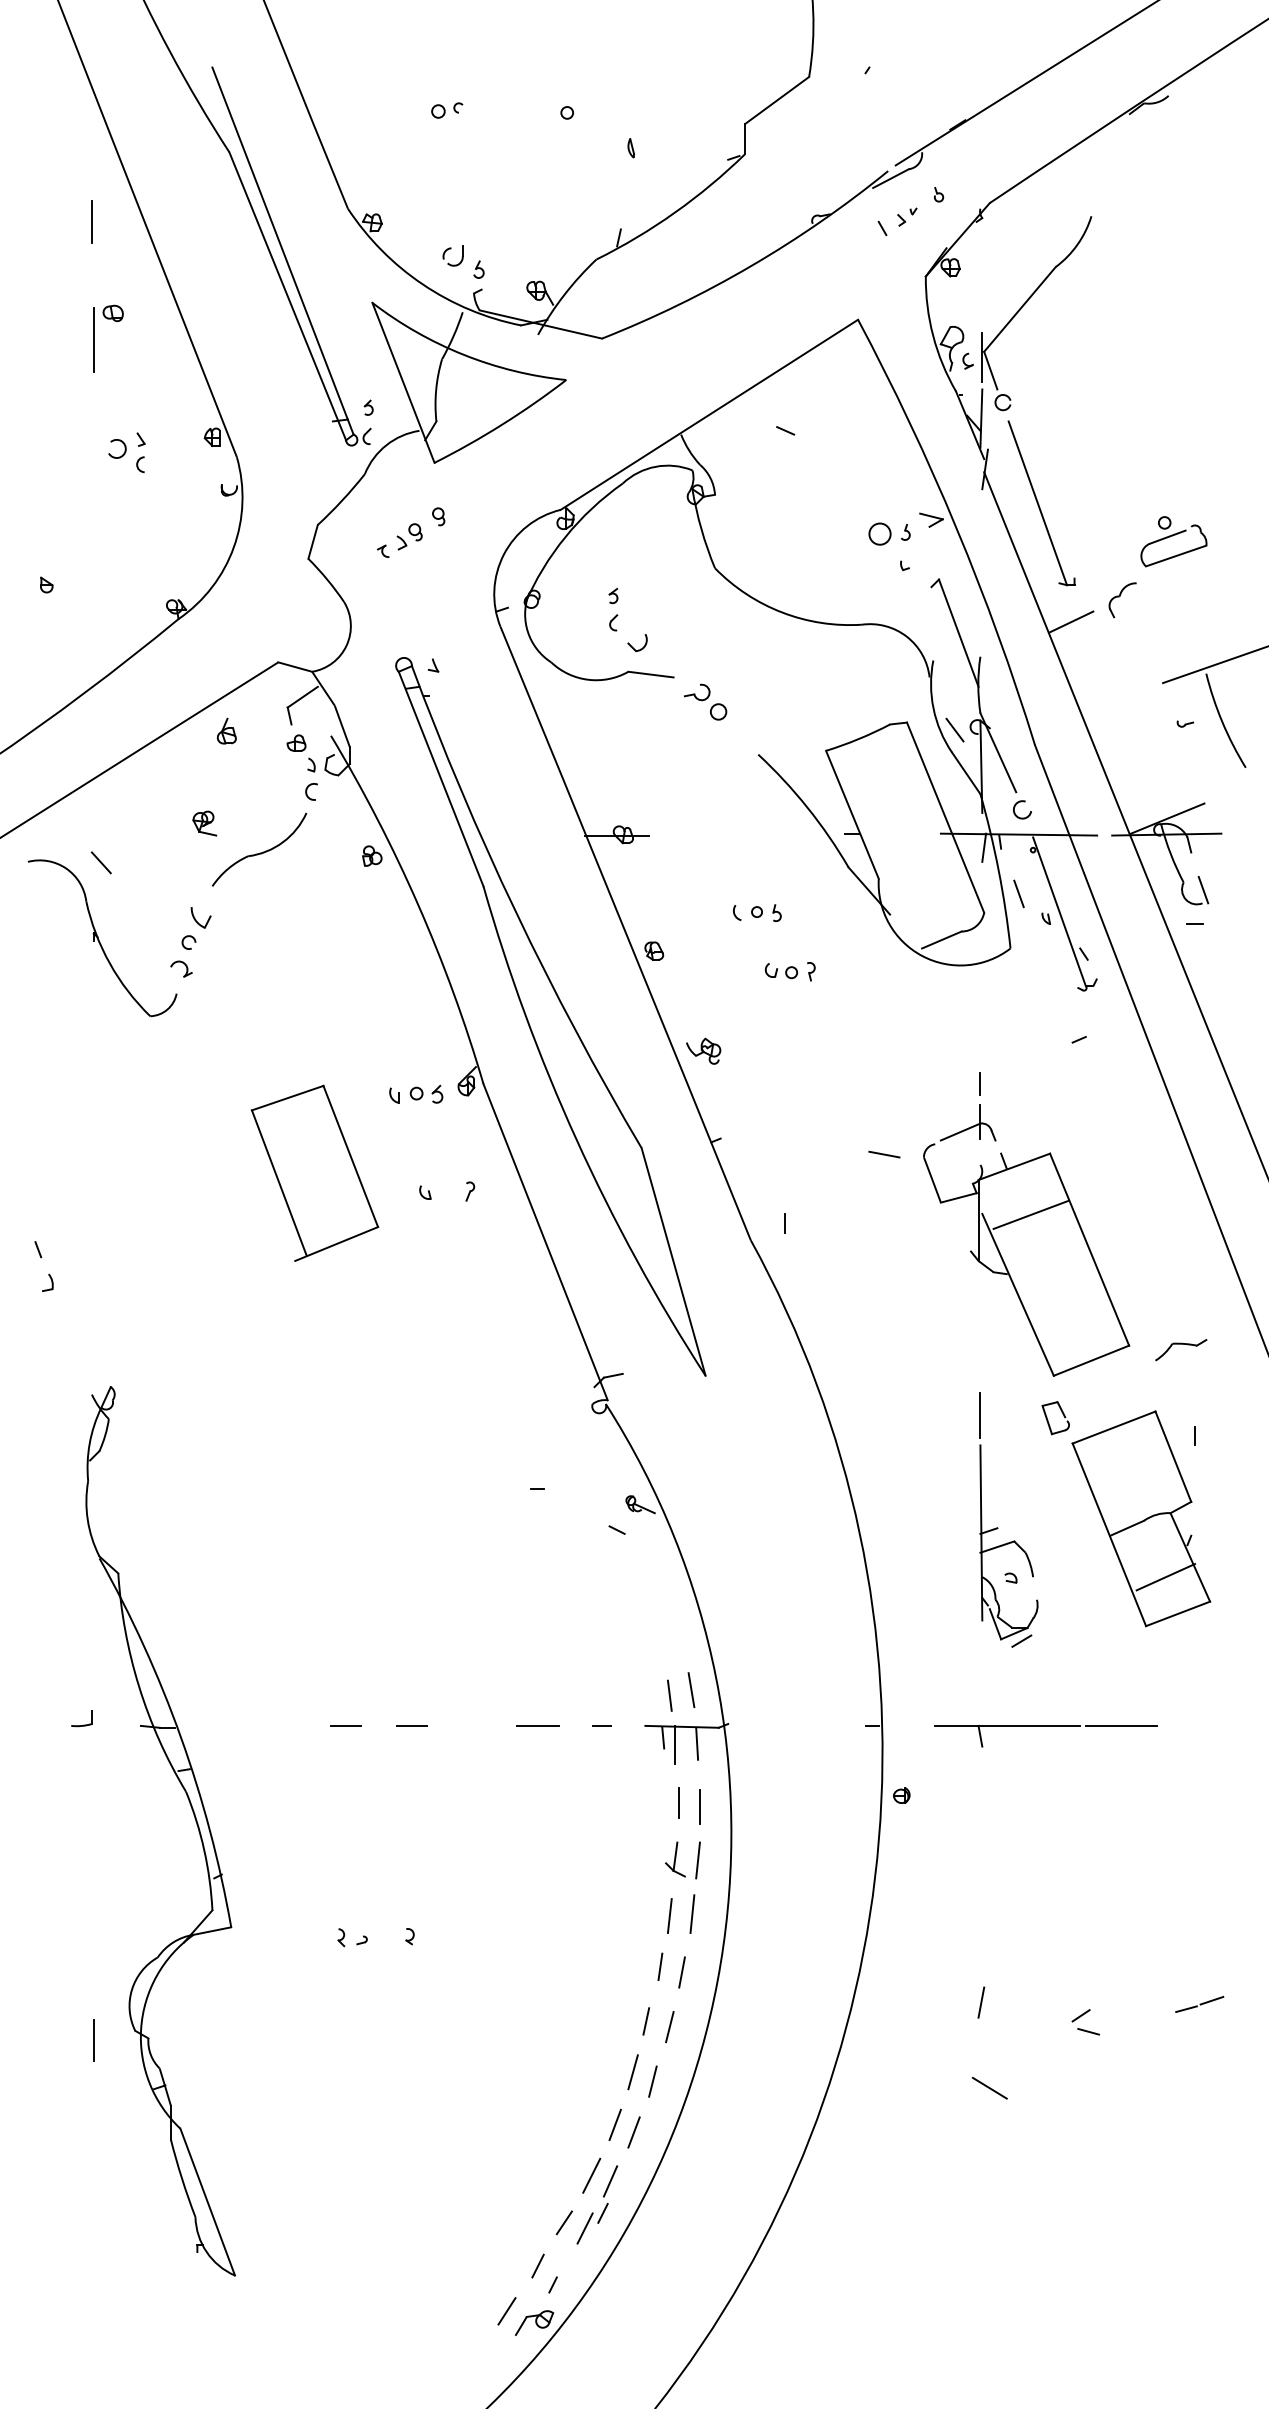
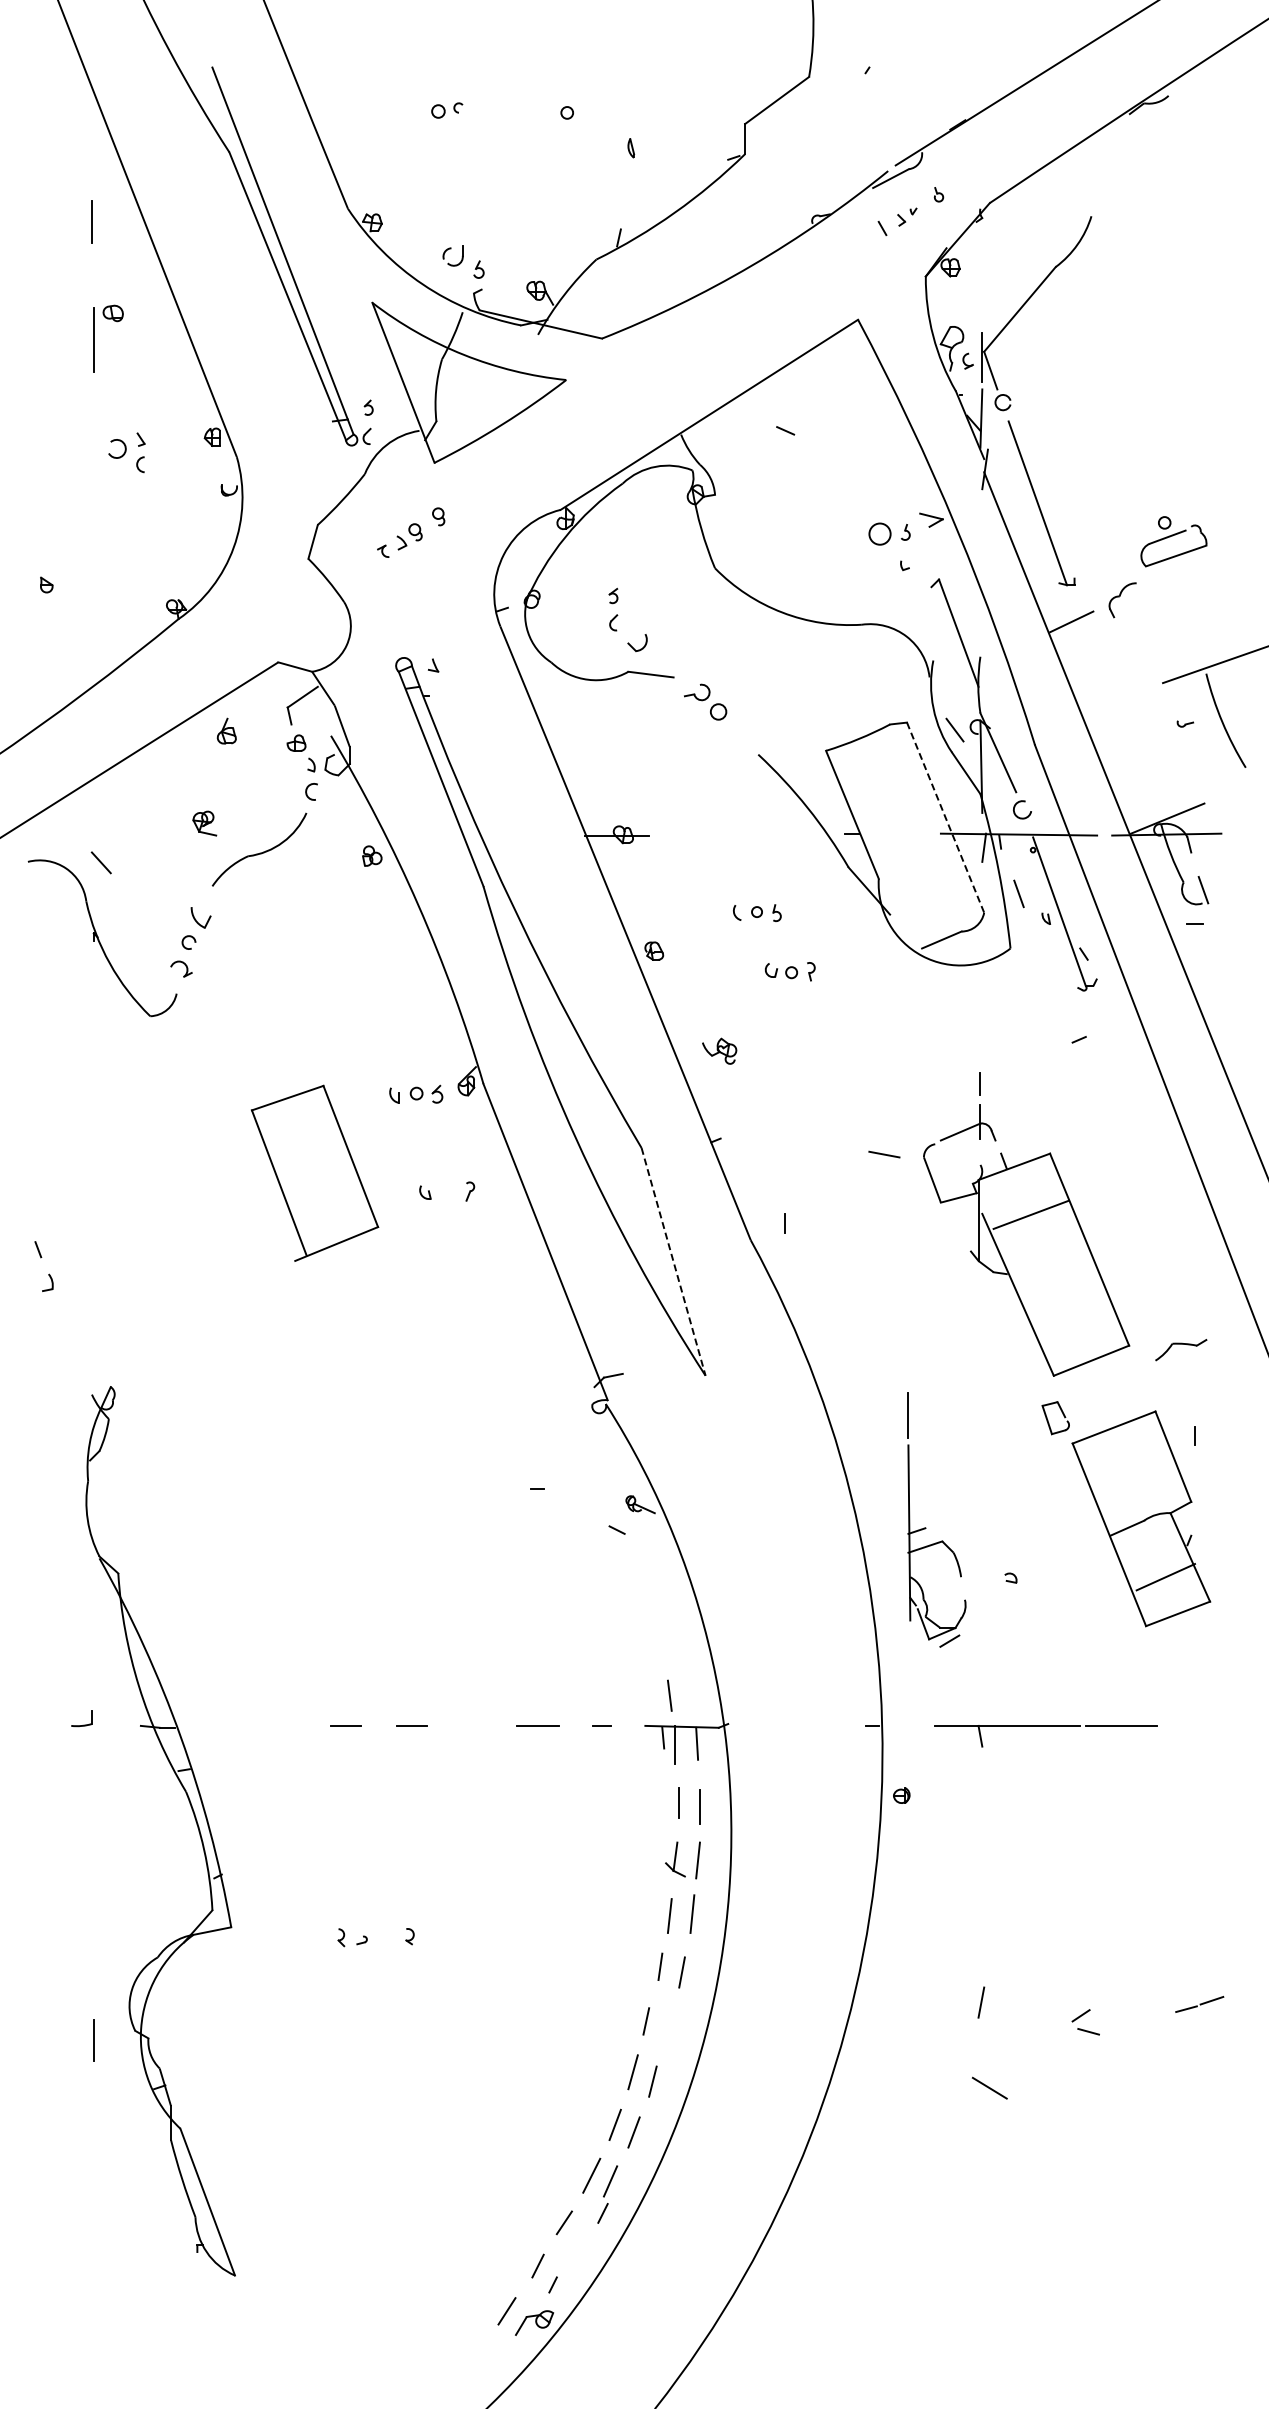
line: solid -> dashed (945, 817)
part position: (703, 1050) -> (719, 1050) (719, 1050)
line: solid -> dashed (673, 1262)
part position: (998, 1527) -> (926, 1527) (926, 1527)
line: present -> none (691, 1690)
line: present -> none (669, 2027)
line: present -> none (584, 2228)
